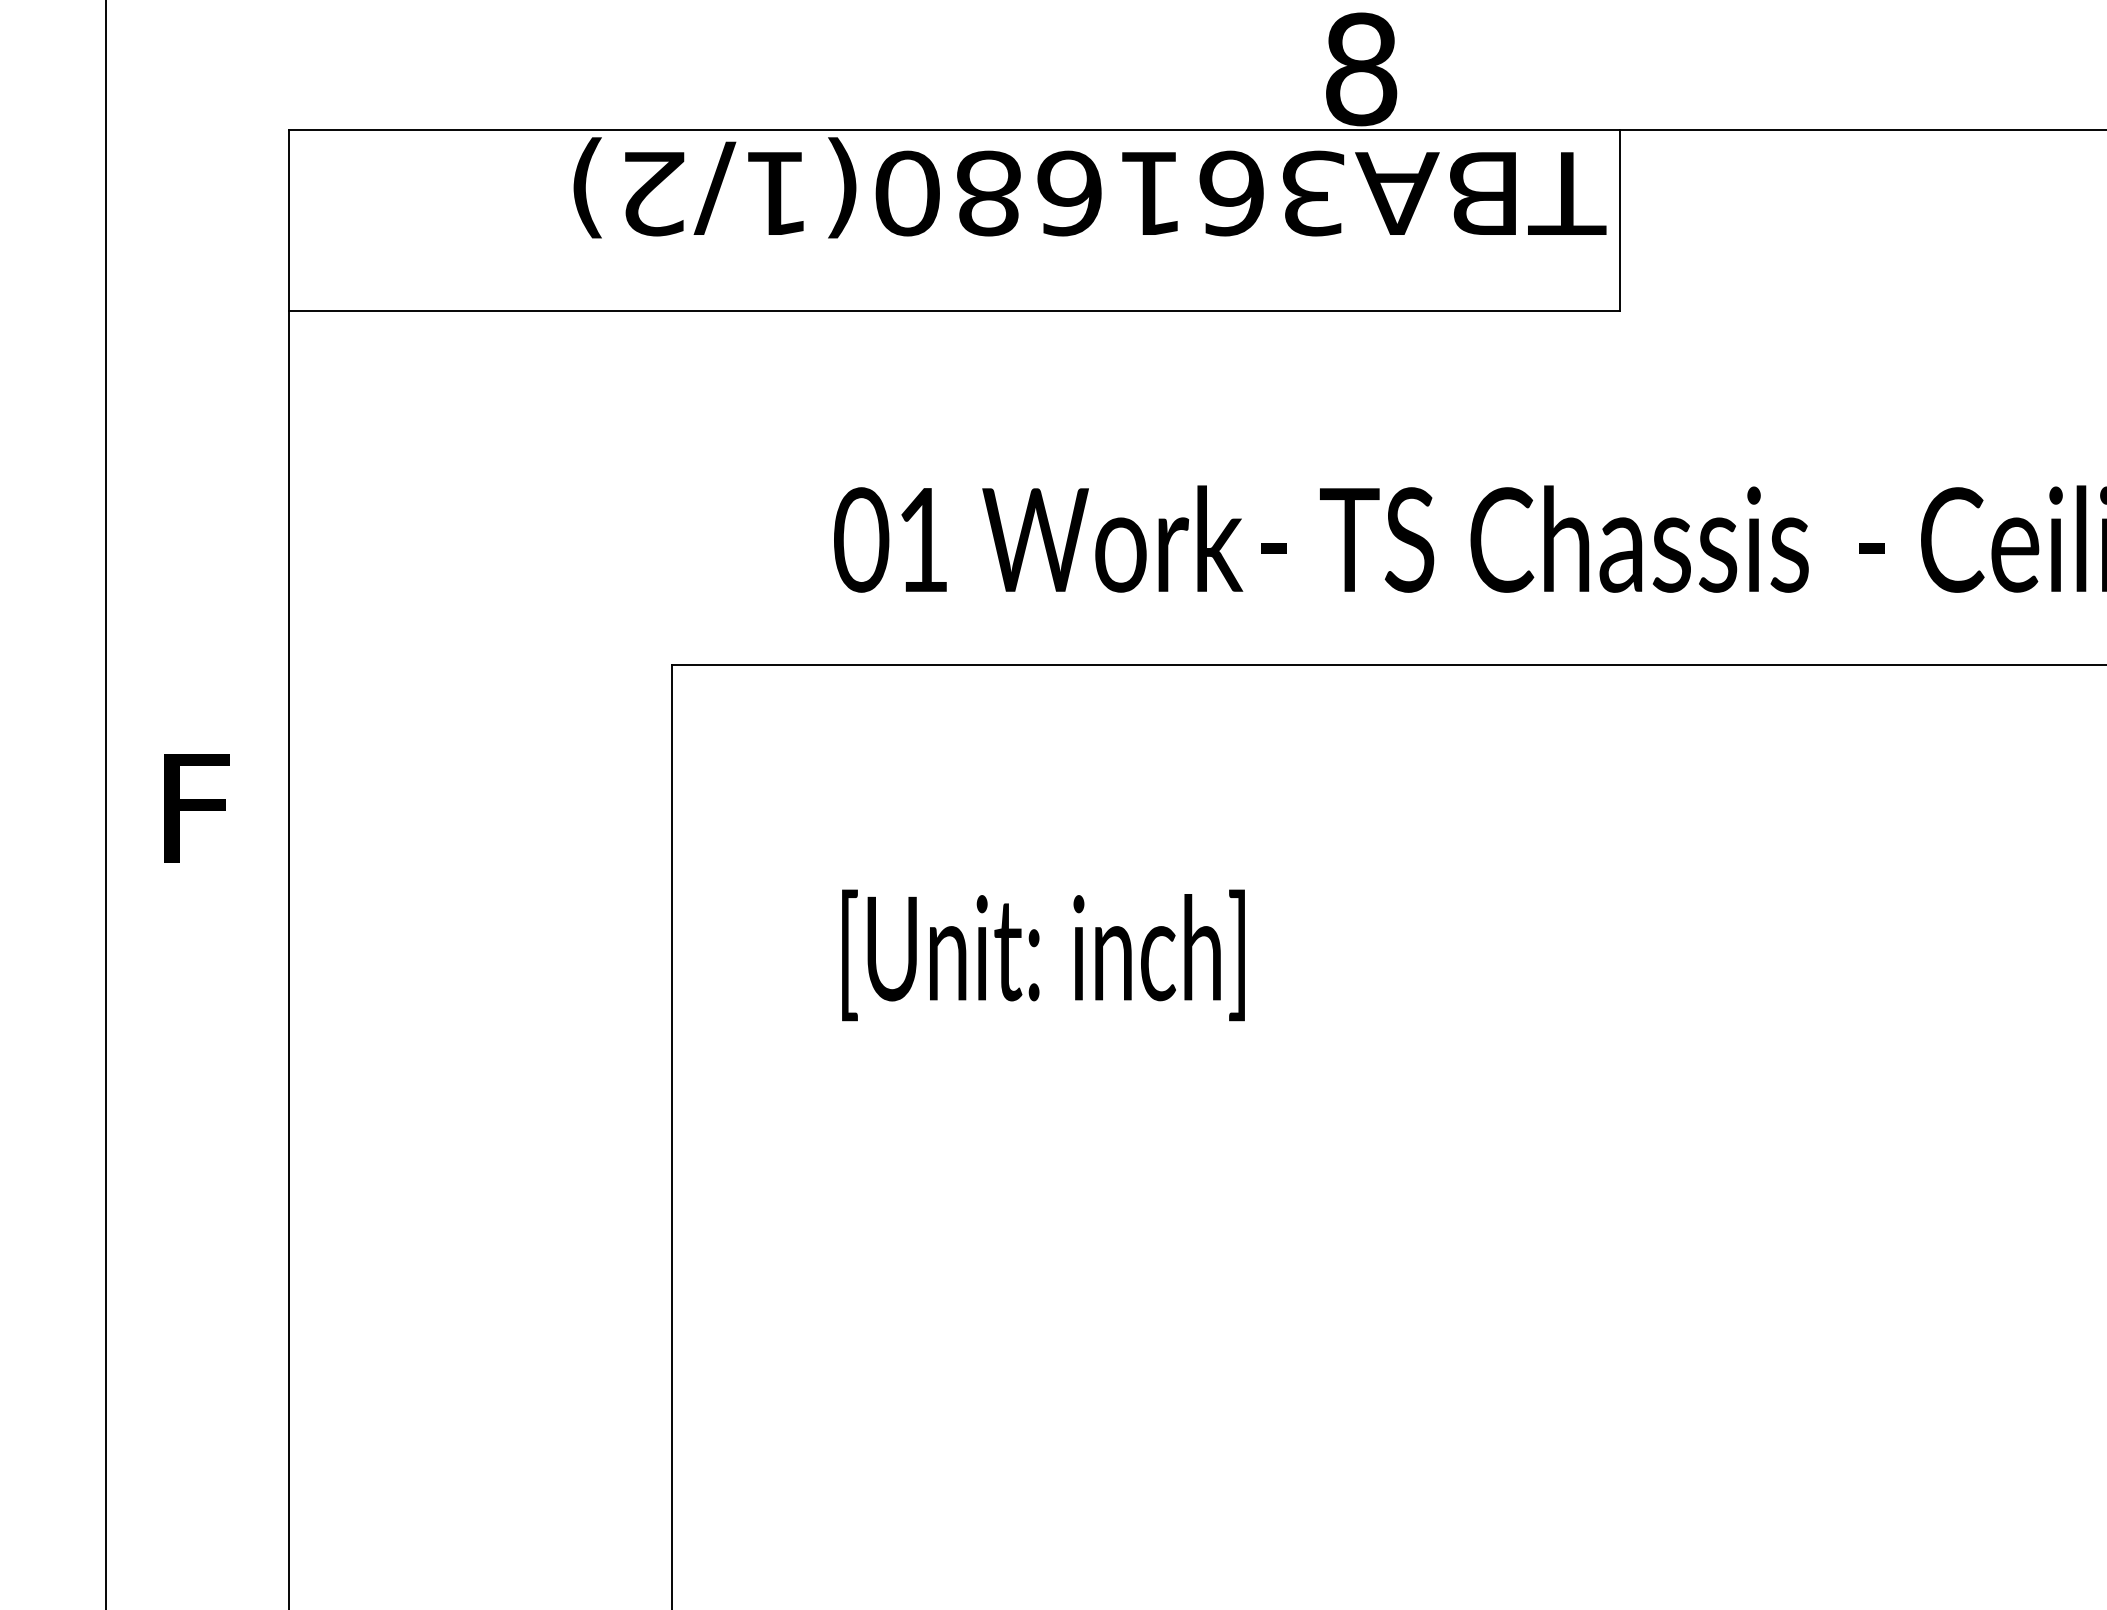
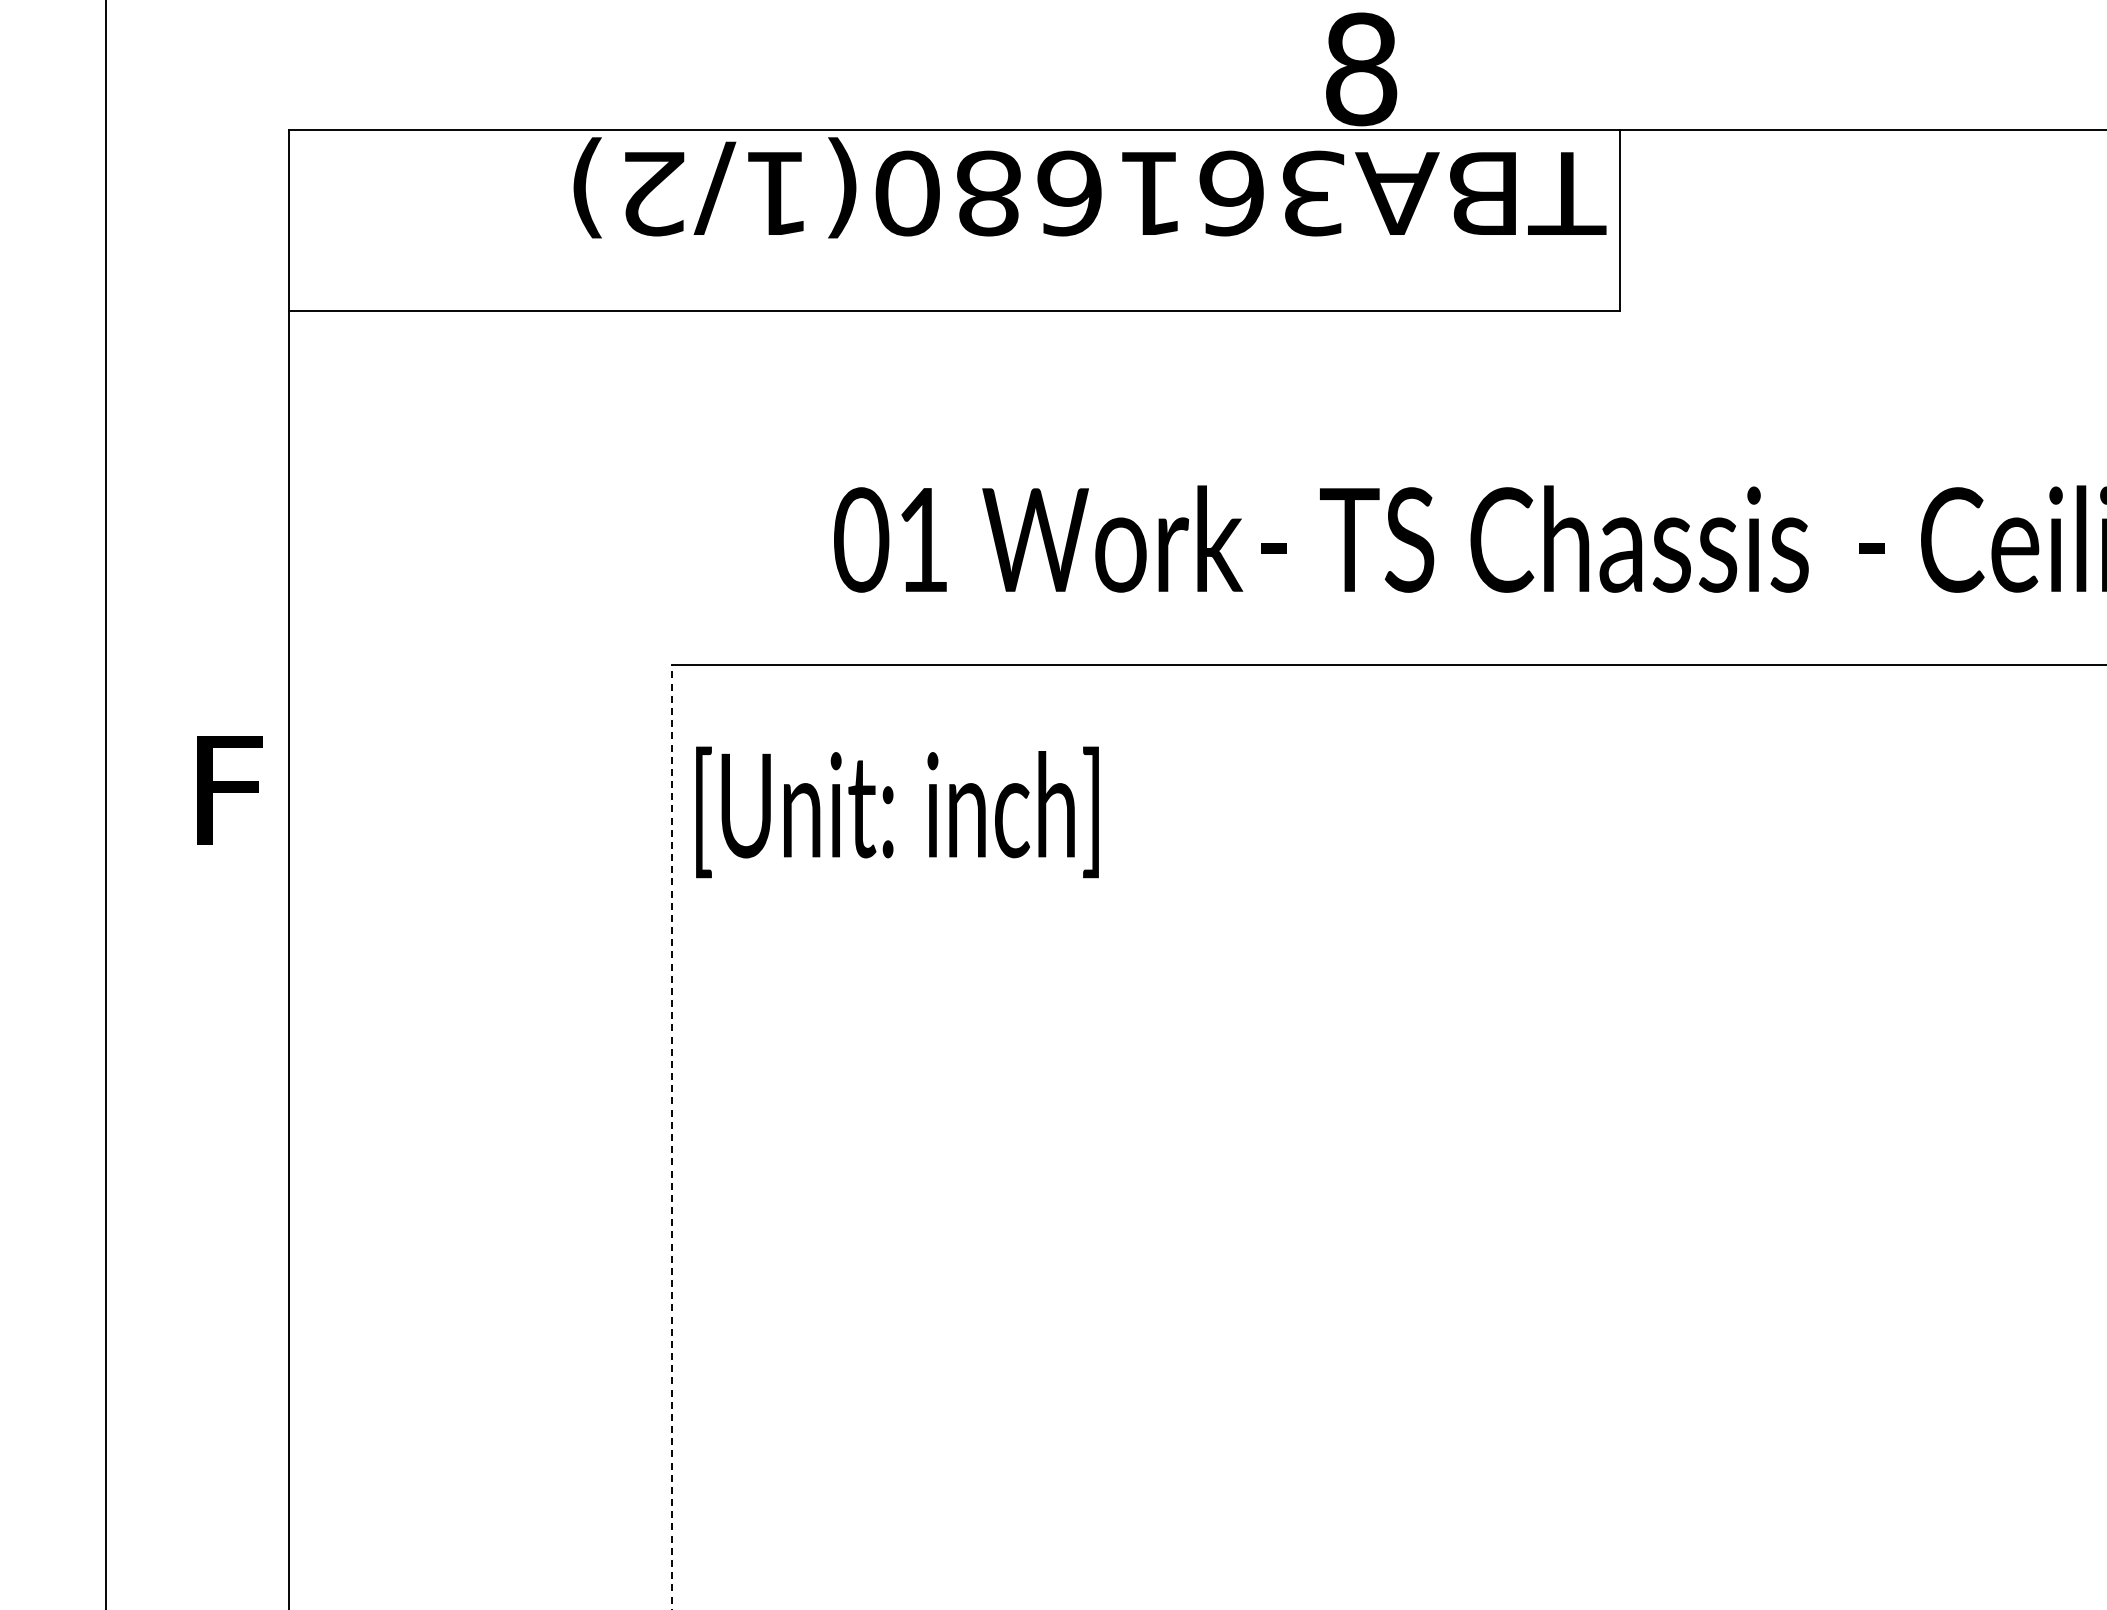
text position: (196, 808) -> (229, 790) (229, 790)
text position: (1043, 955) -> (897, 812) (897, 812)
line: solid -> dashed (671, 1137)
